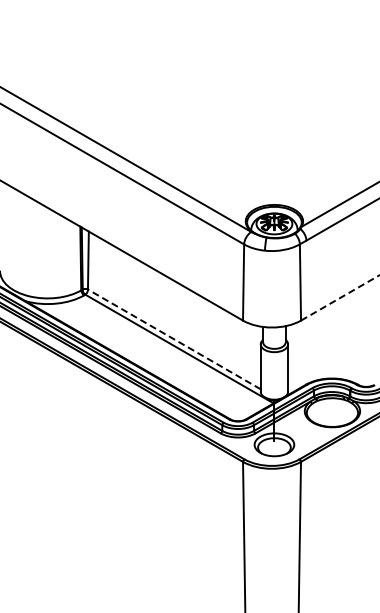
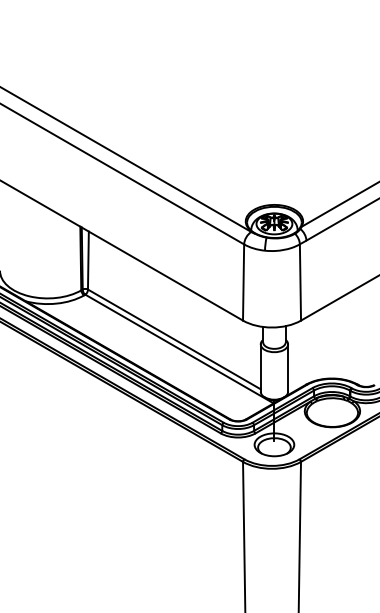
line: dashed -> solid (340, 297)
line: dashed -> solid (174, 339)
